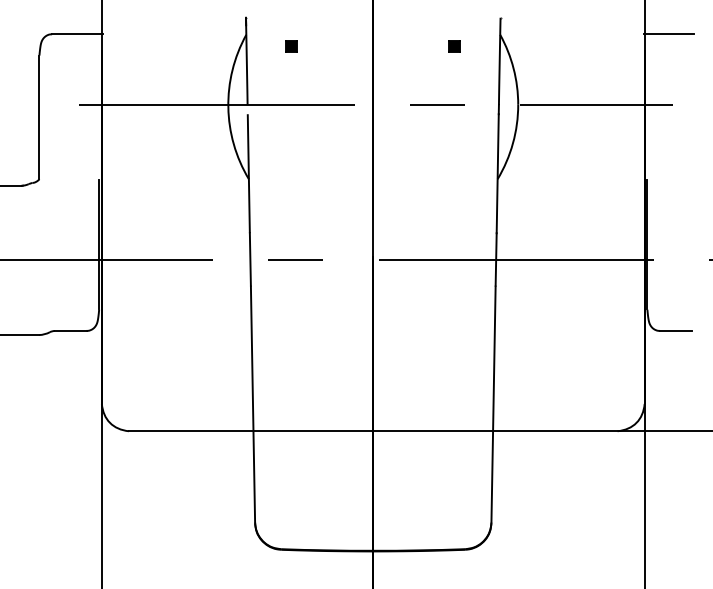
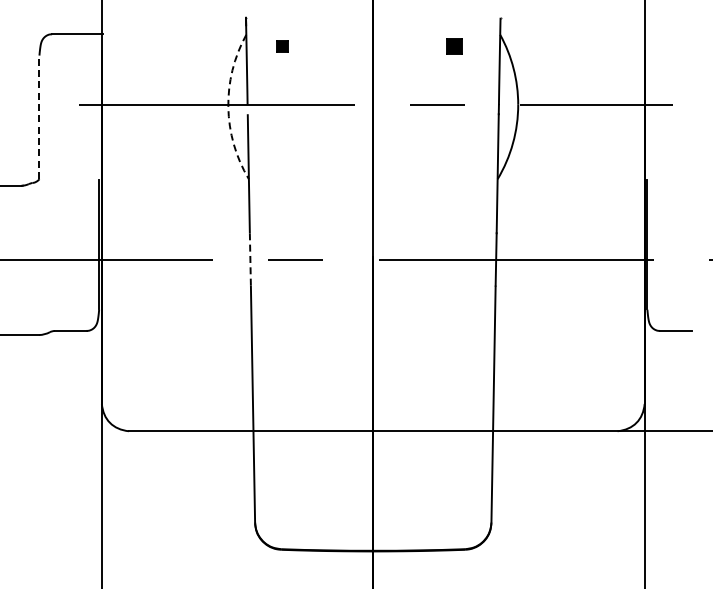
line: present -> none (668, 34)
part position: (291, 46) -> (282, 46) (282, 46)
part size: 13x13 px -> 17x17 px (454, 46)
arc: solid -> dashed (228, 107)
line: solid -> dashed (39, 117)
line: solid -> dashed (250, 258)
